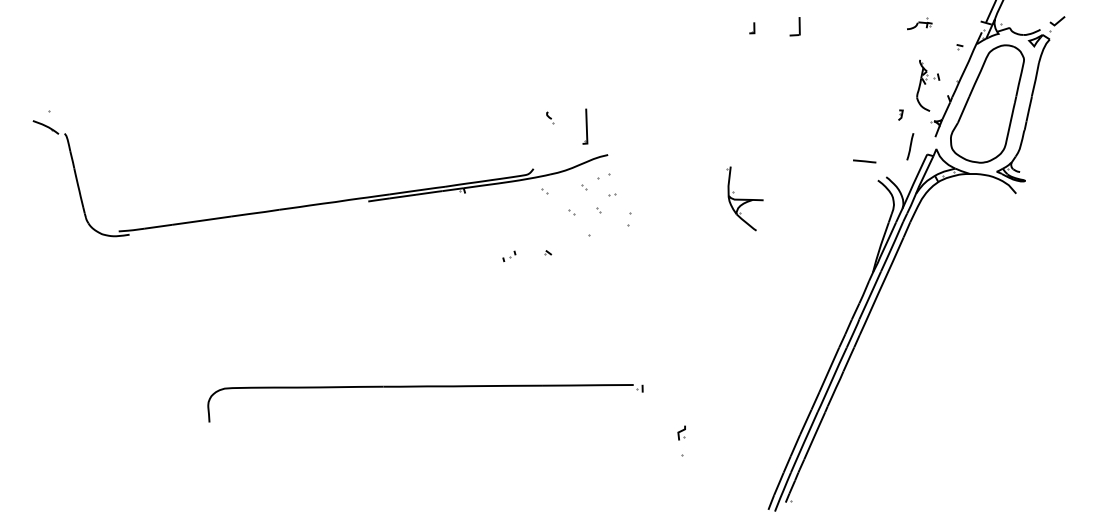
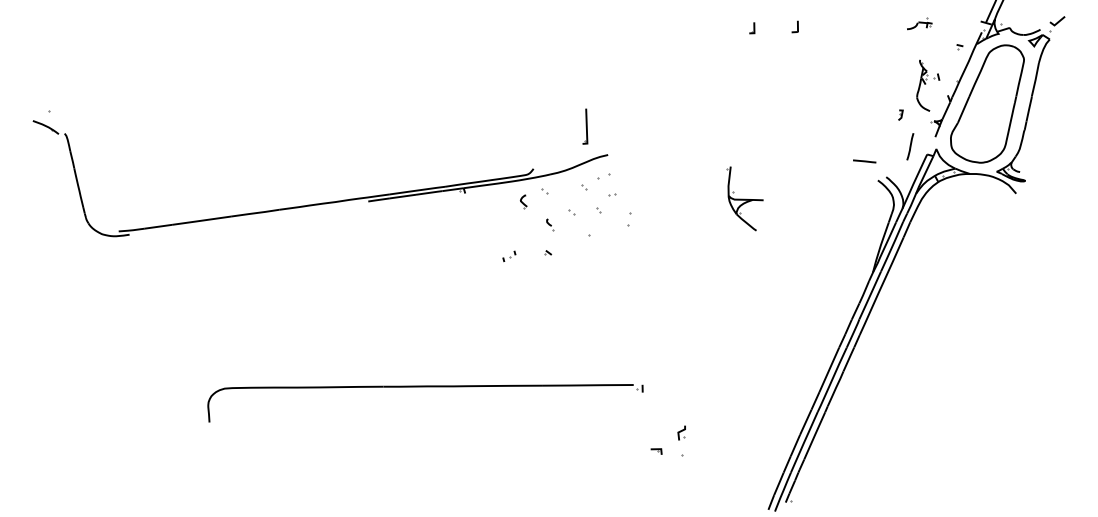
part size: 12x20 px -> 8x14 px (794, 26)
part position: (550, 117) -> (550, 224) (550, 224)
part: none -> present (523, 201)
part: none -> present (656, 451)
